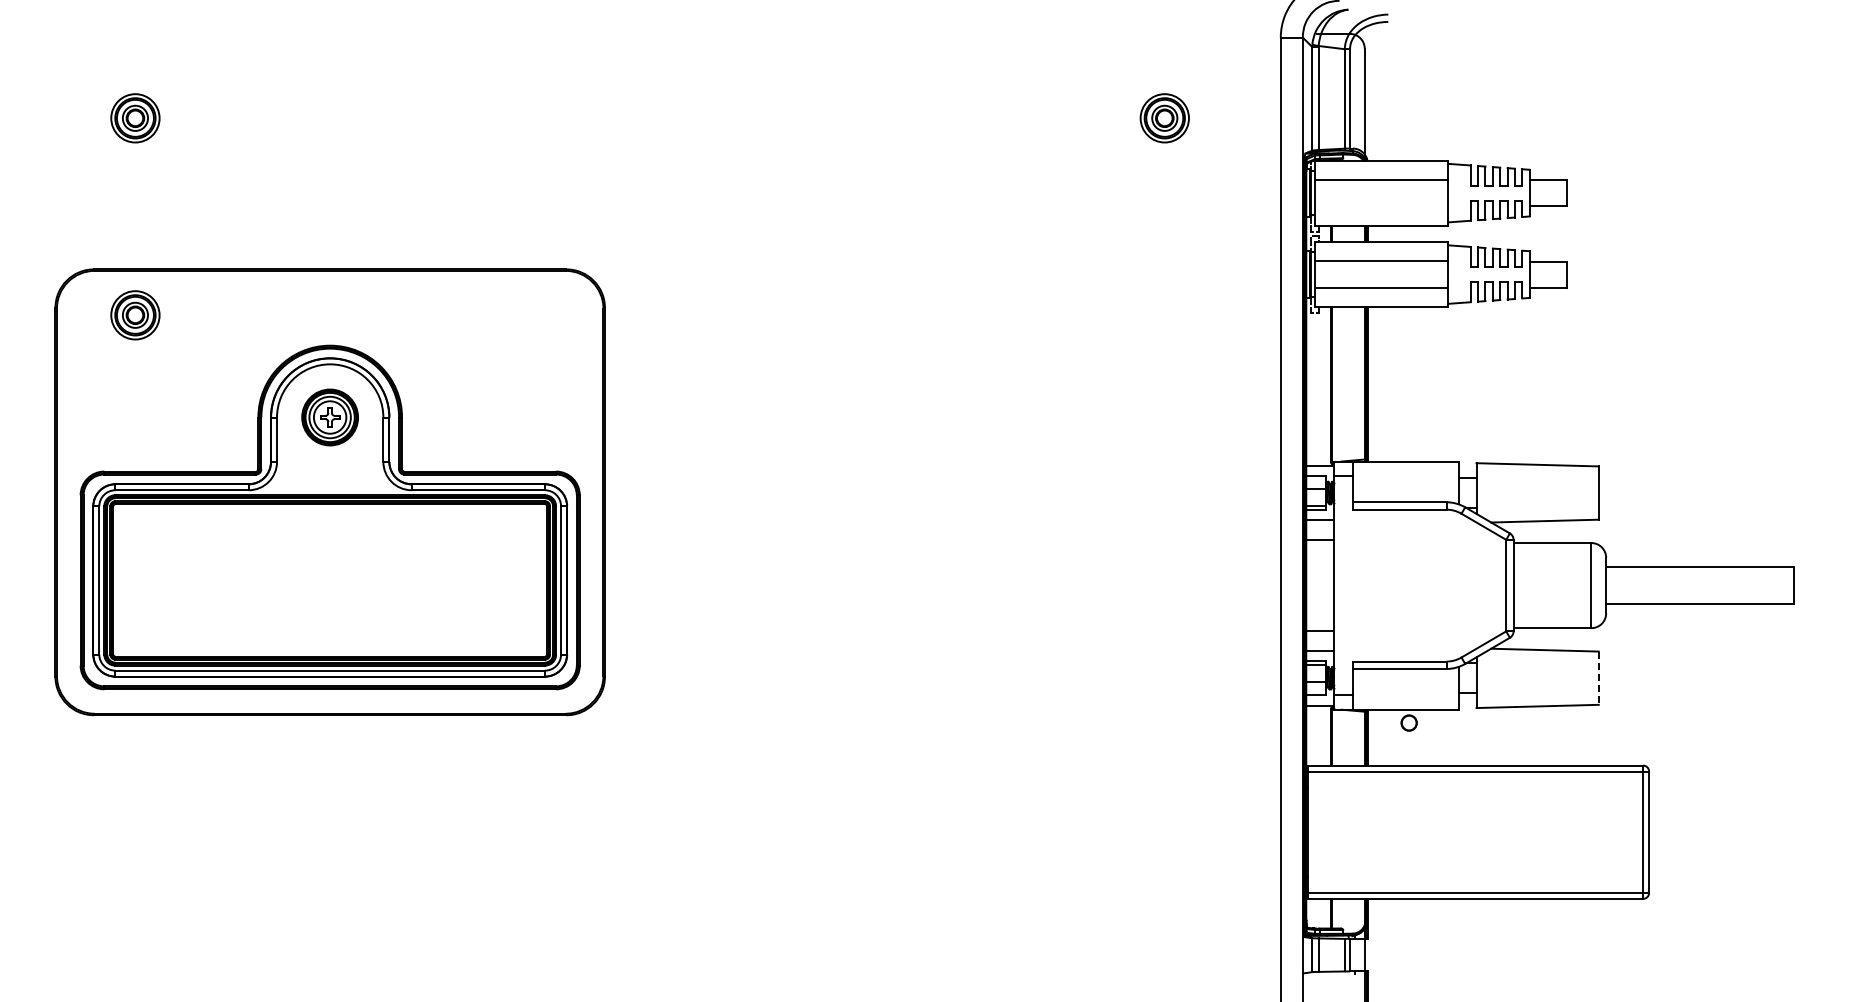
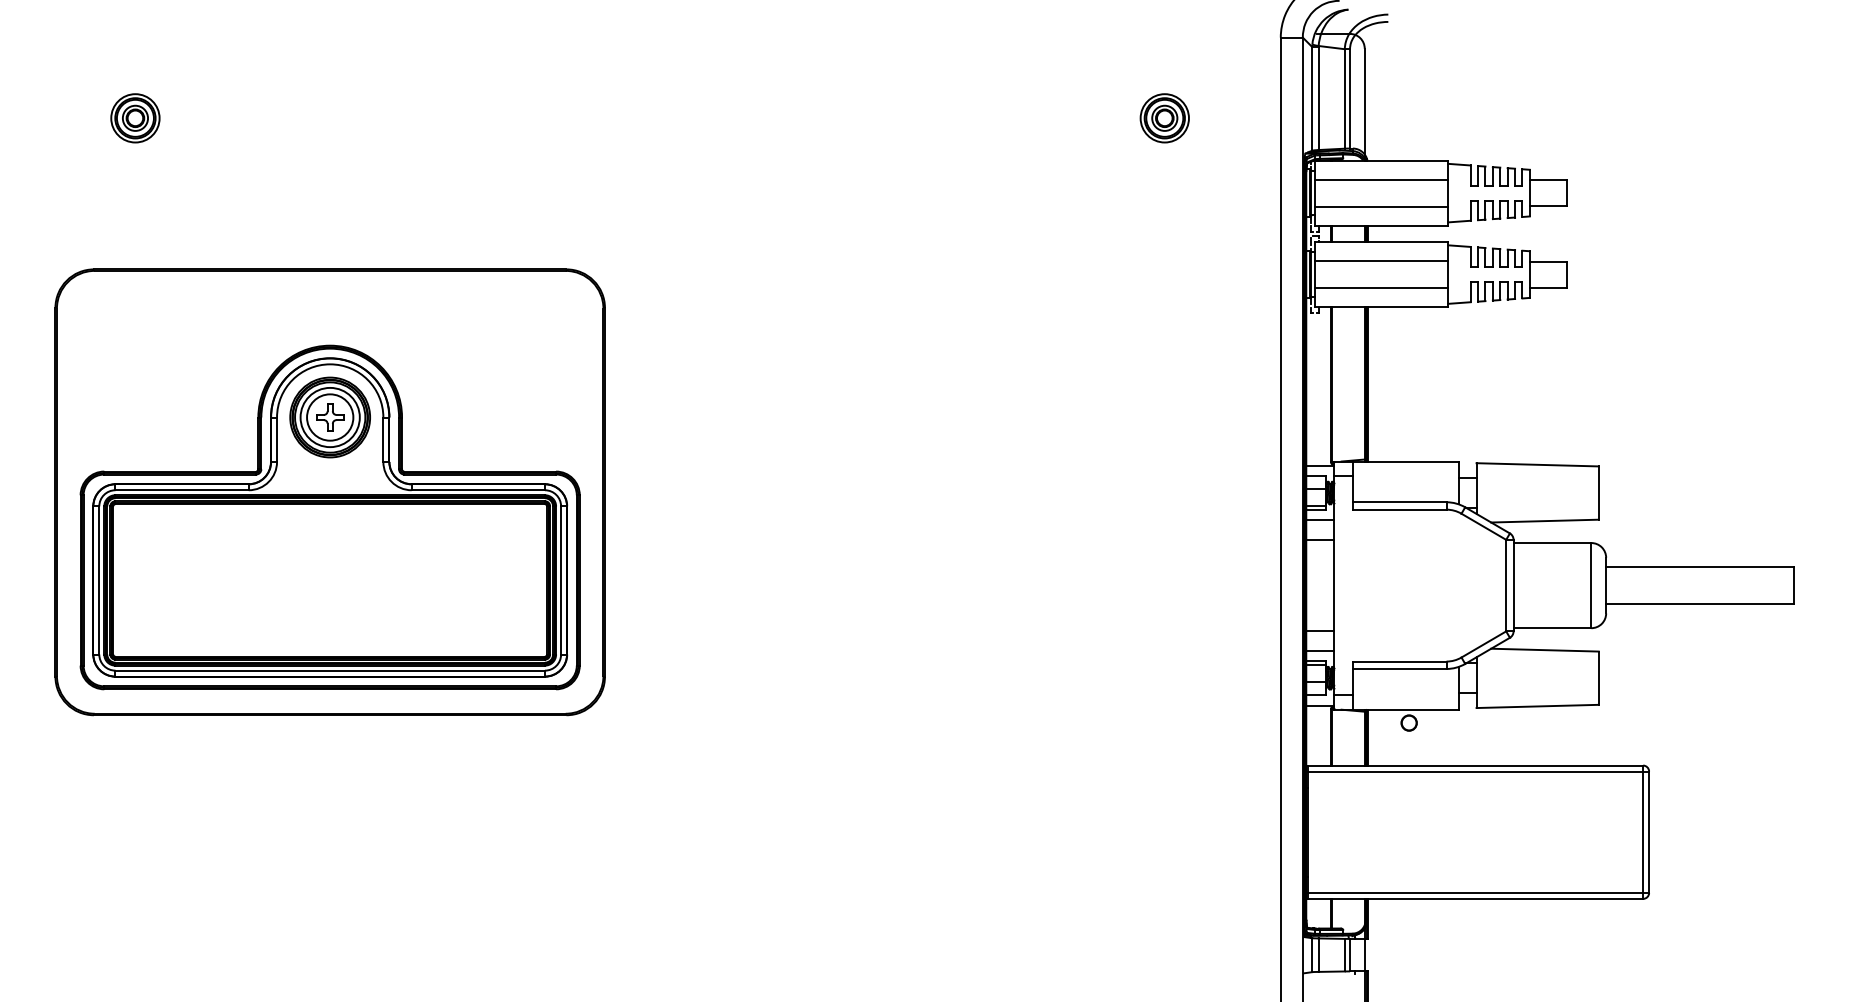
line: none -> present (1381, 206)
part: present -> none (135, 315)
part size: 58x59 px -> 82x83 px (329, 417)
line: dashed -> solid (1598, 678)
